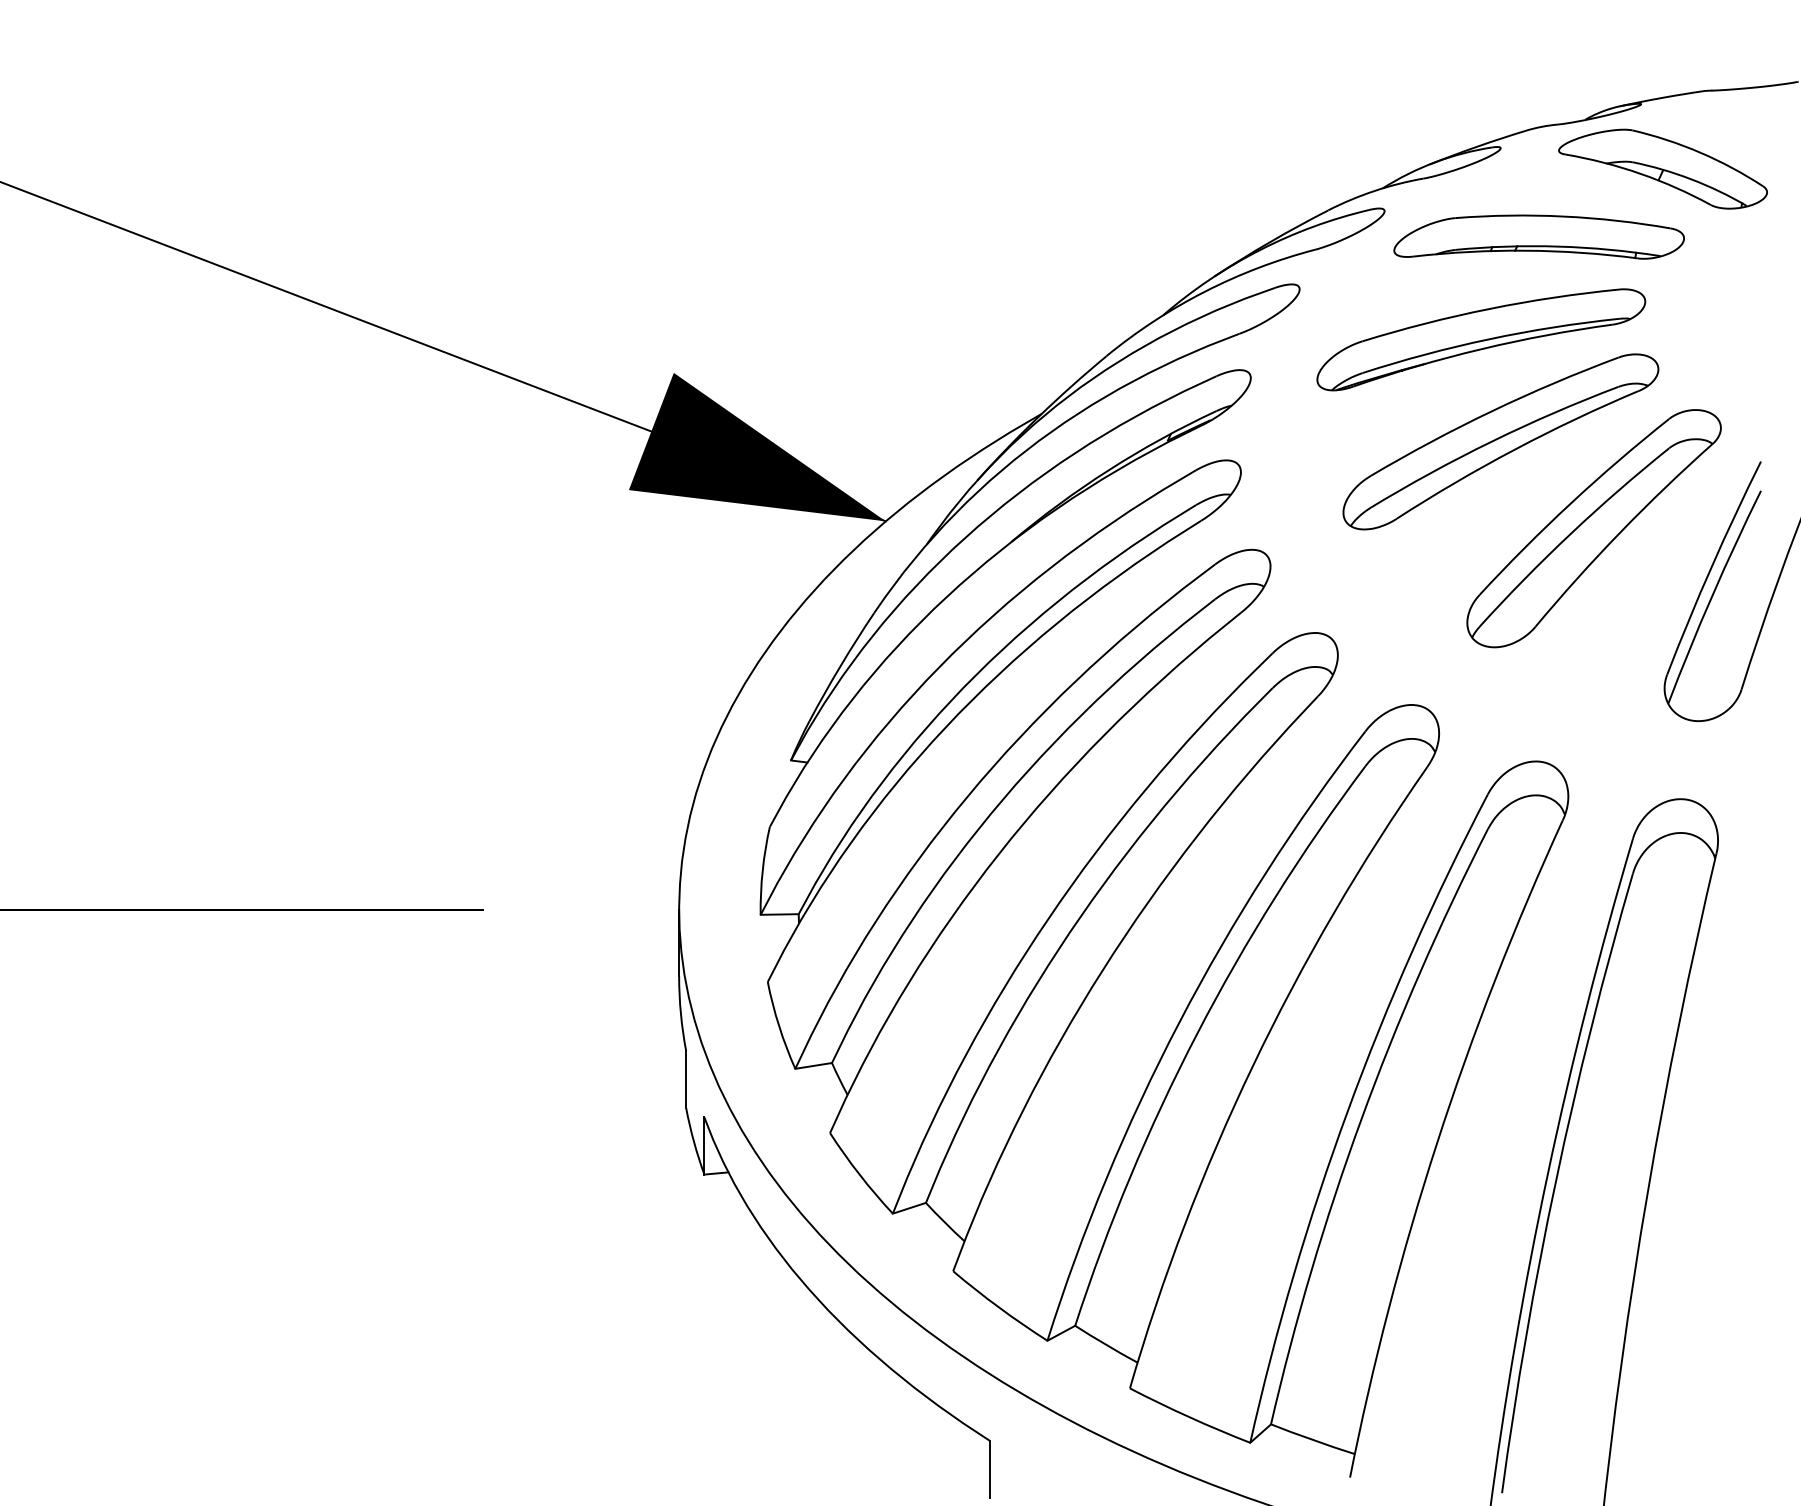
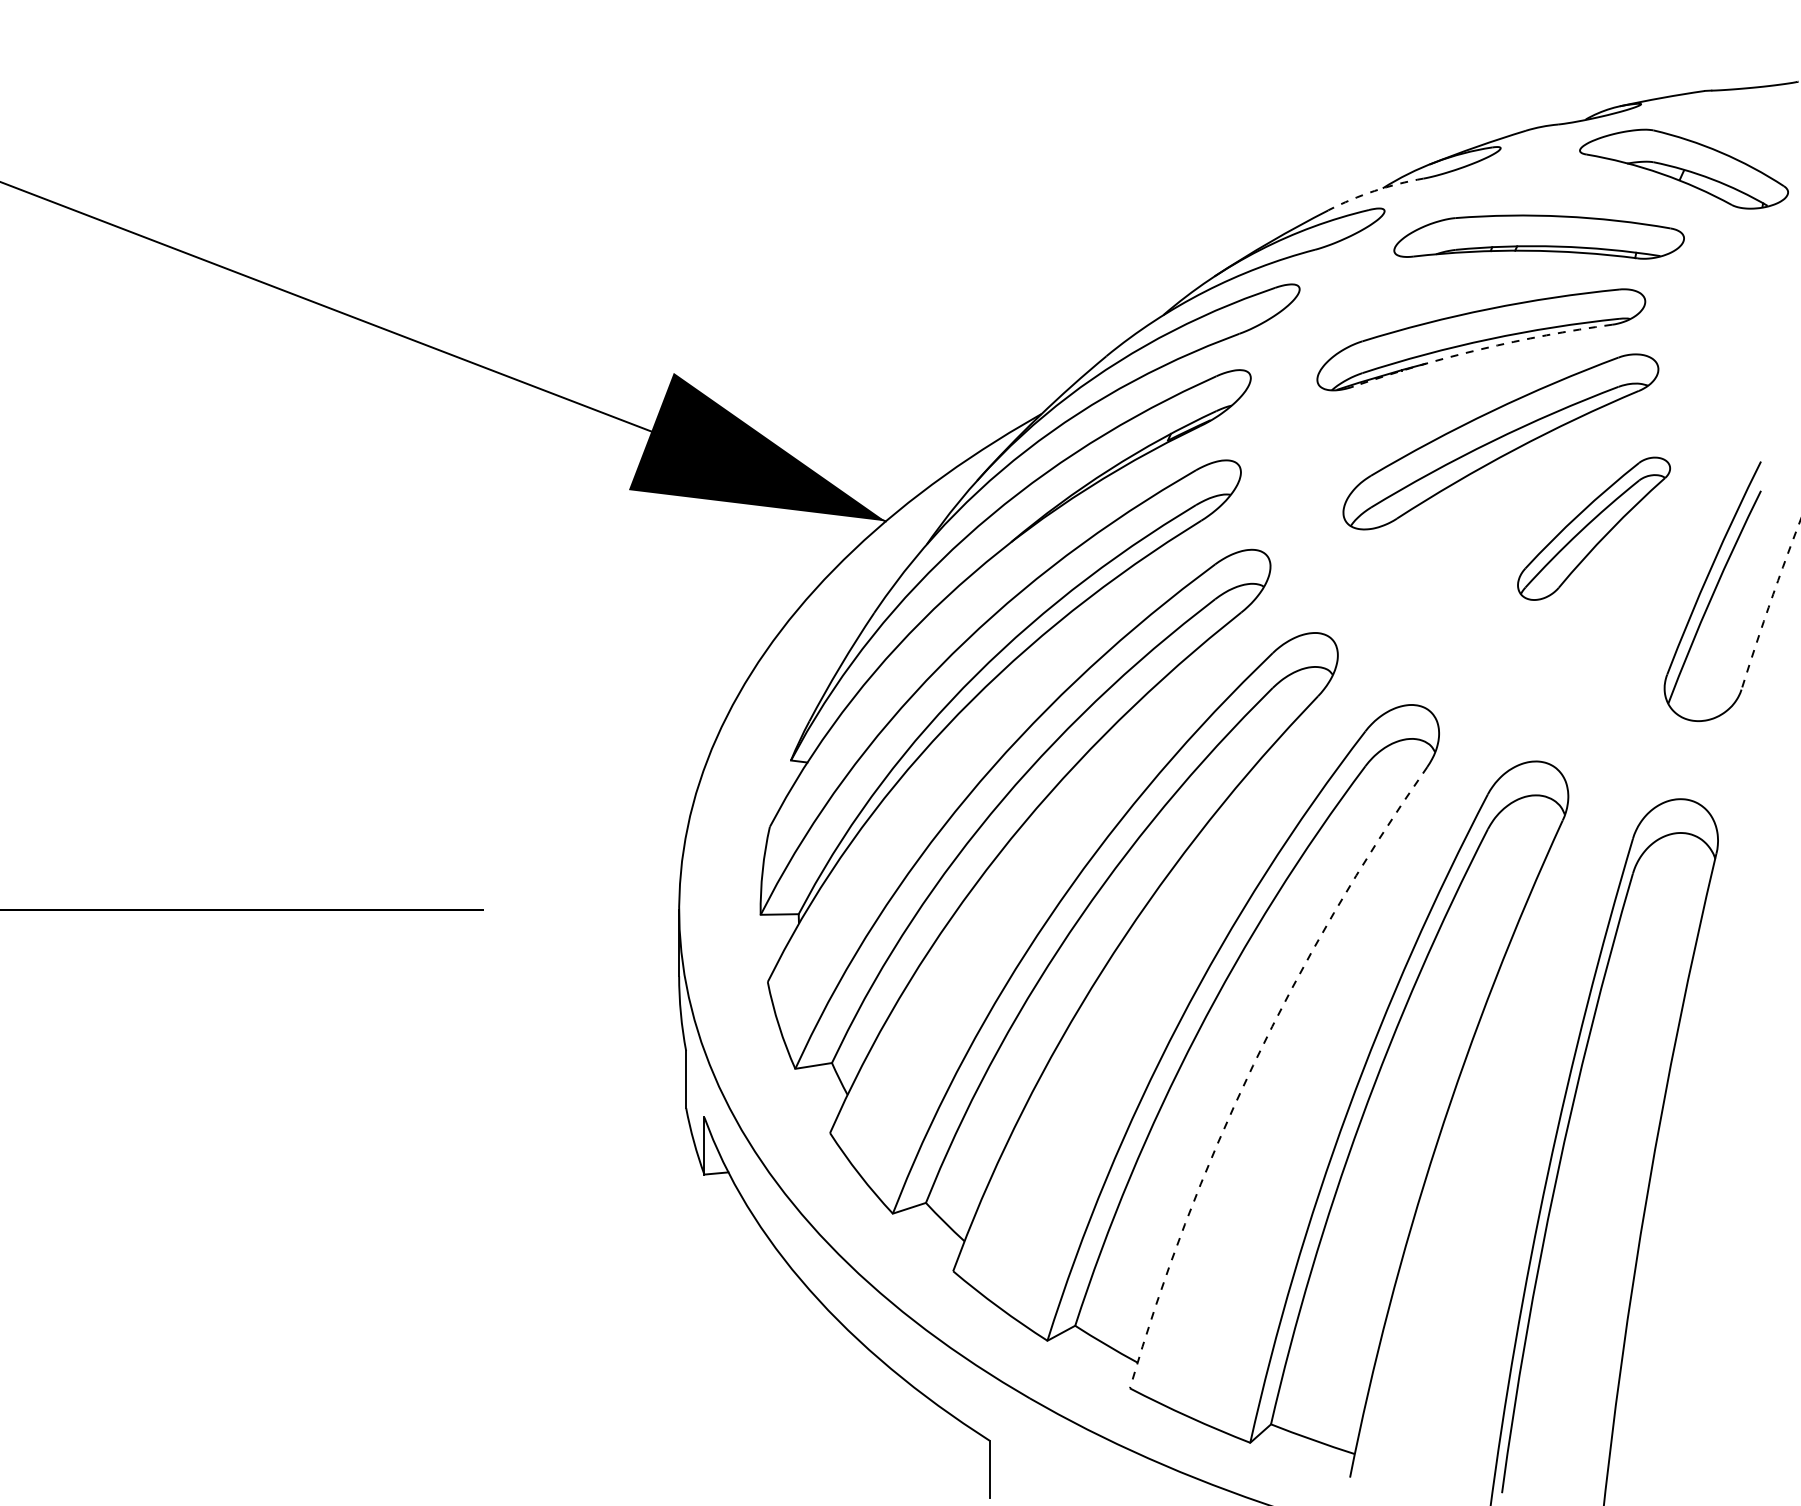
part position: (1662, 168) -> (1683, 168) (1683, 168)
arc: solid -> dashed (1374, 190)
arc: solid -> dashed (1481, 349)
part size: 256x240 px -> 154x145 px (1593, 528)
arc: solid -> dashed (1769, 604)
arc: solid -> dashed (1253, 1065)
